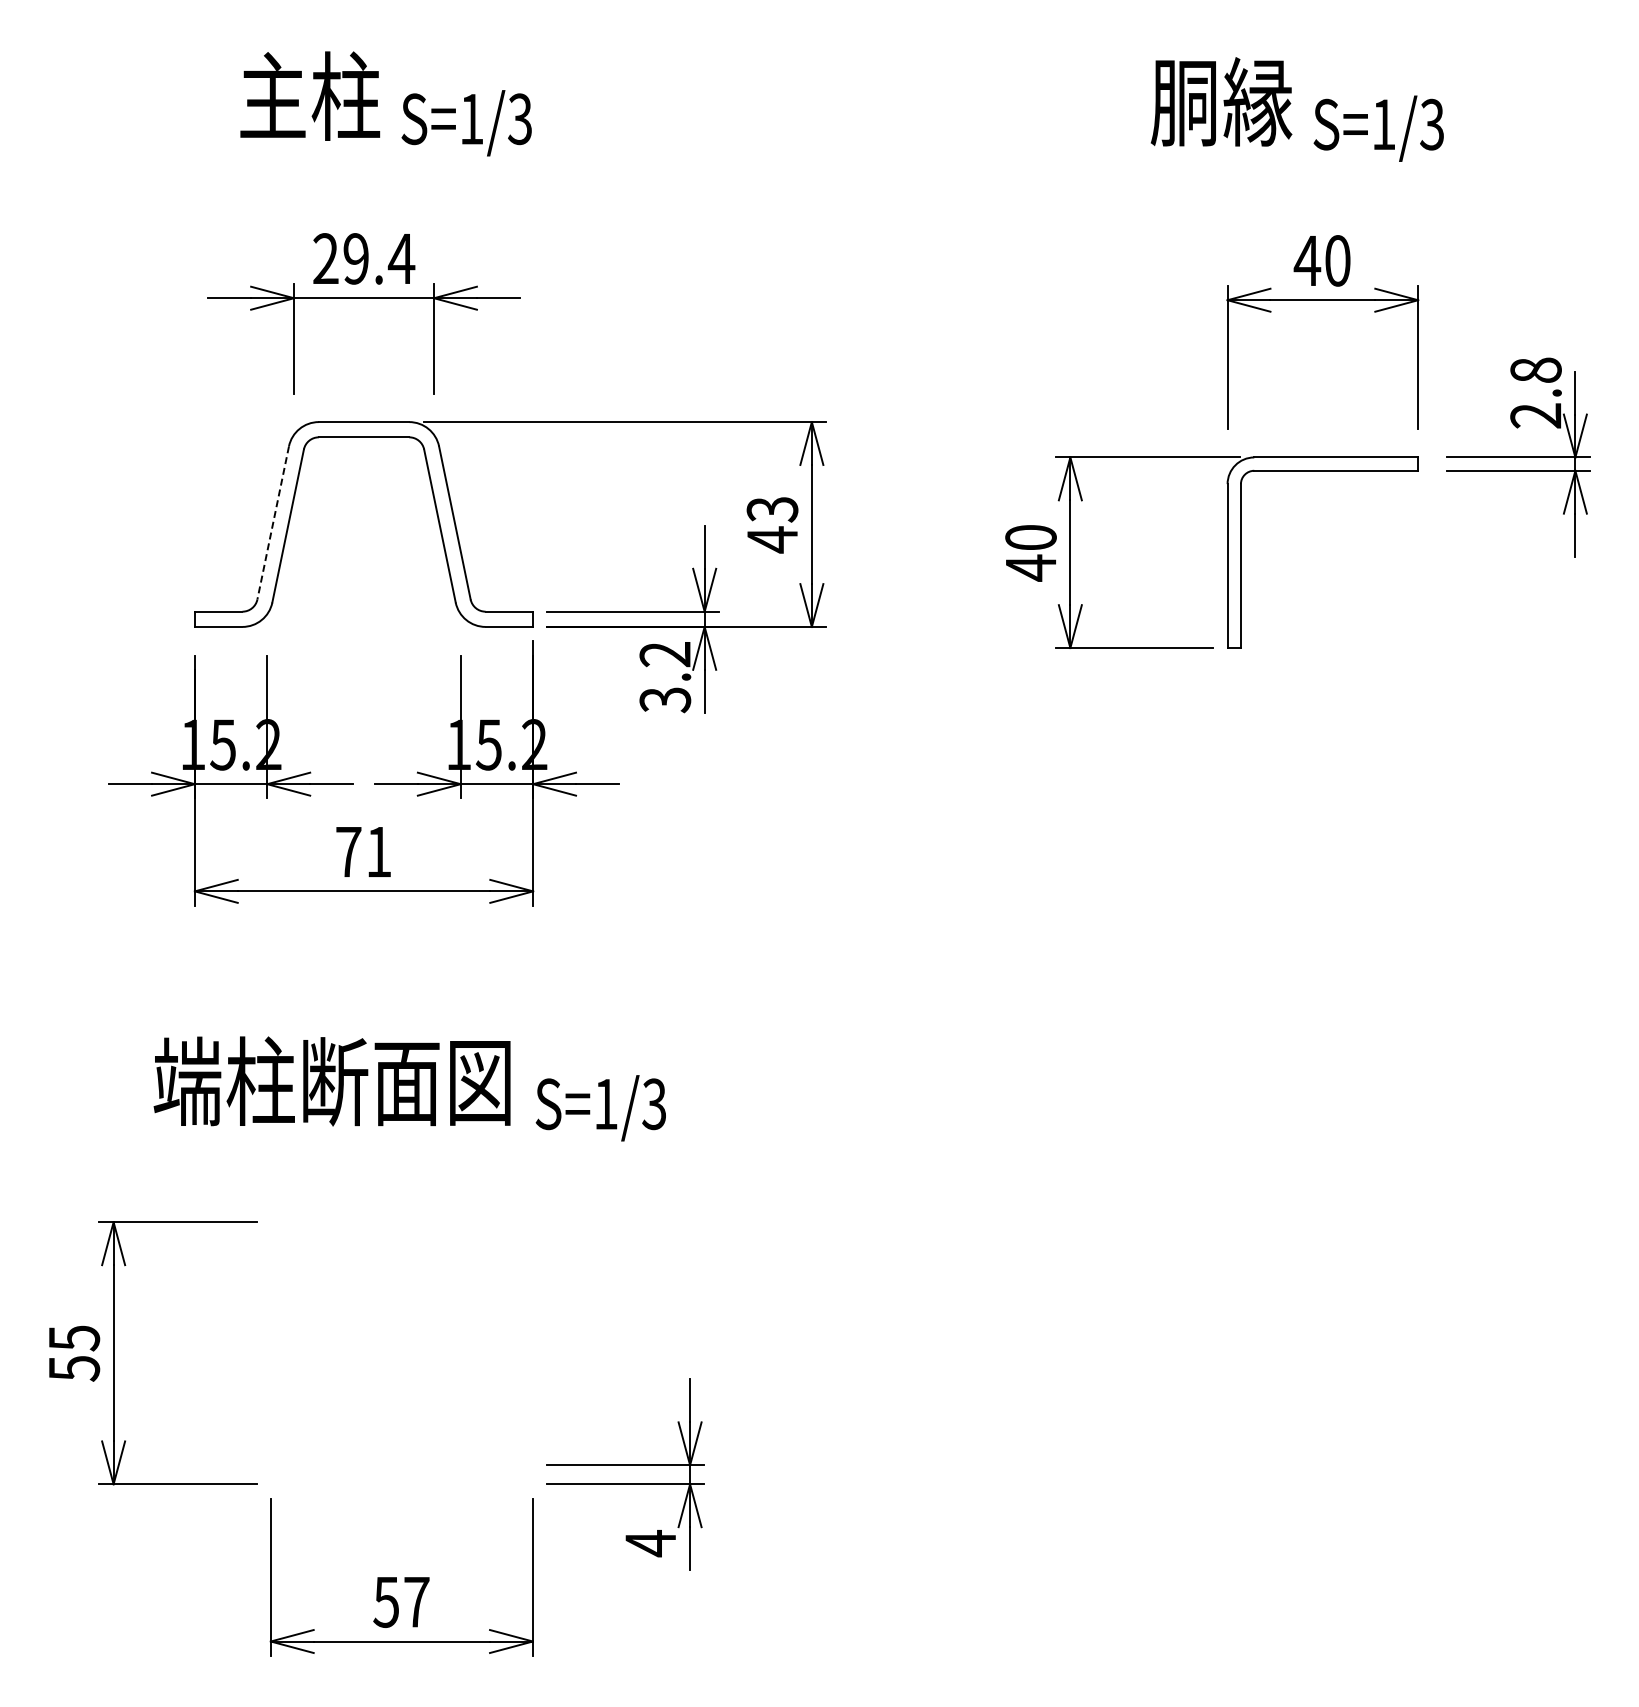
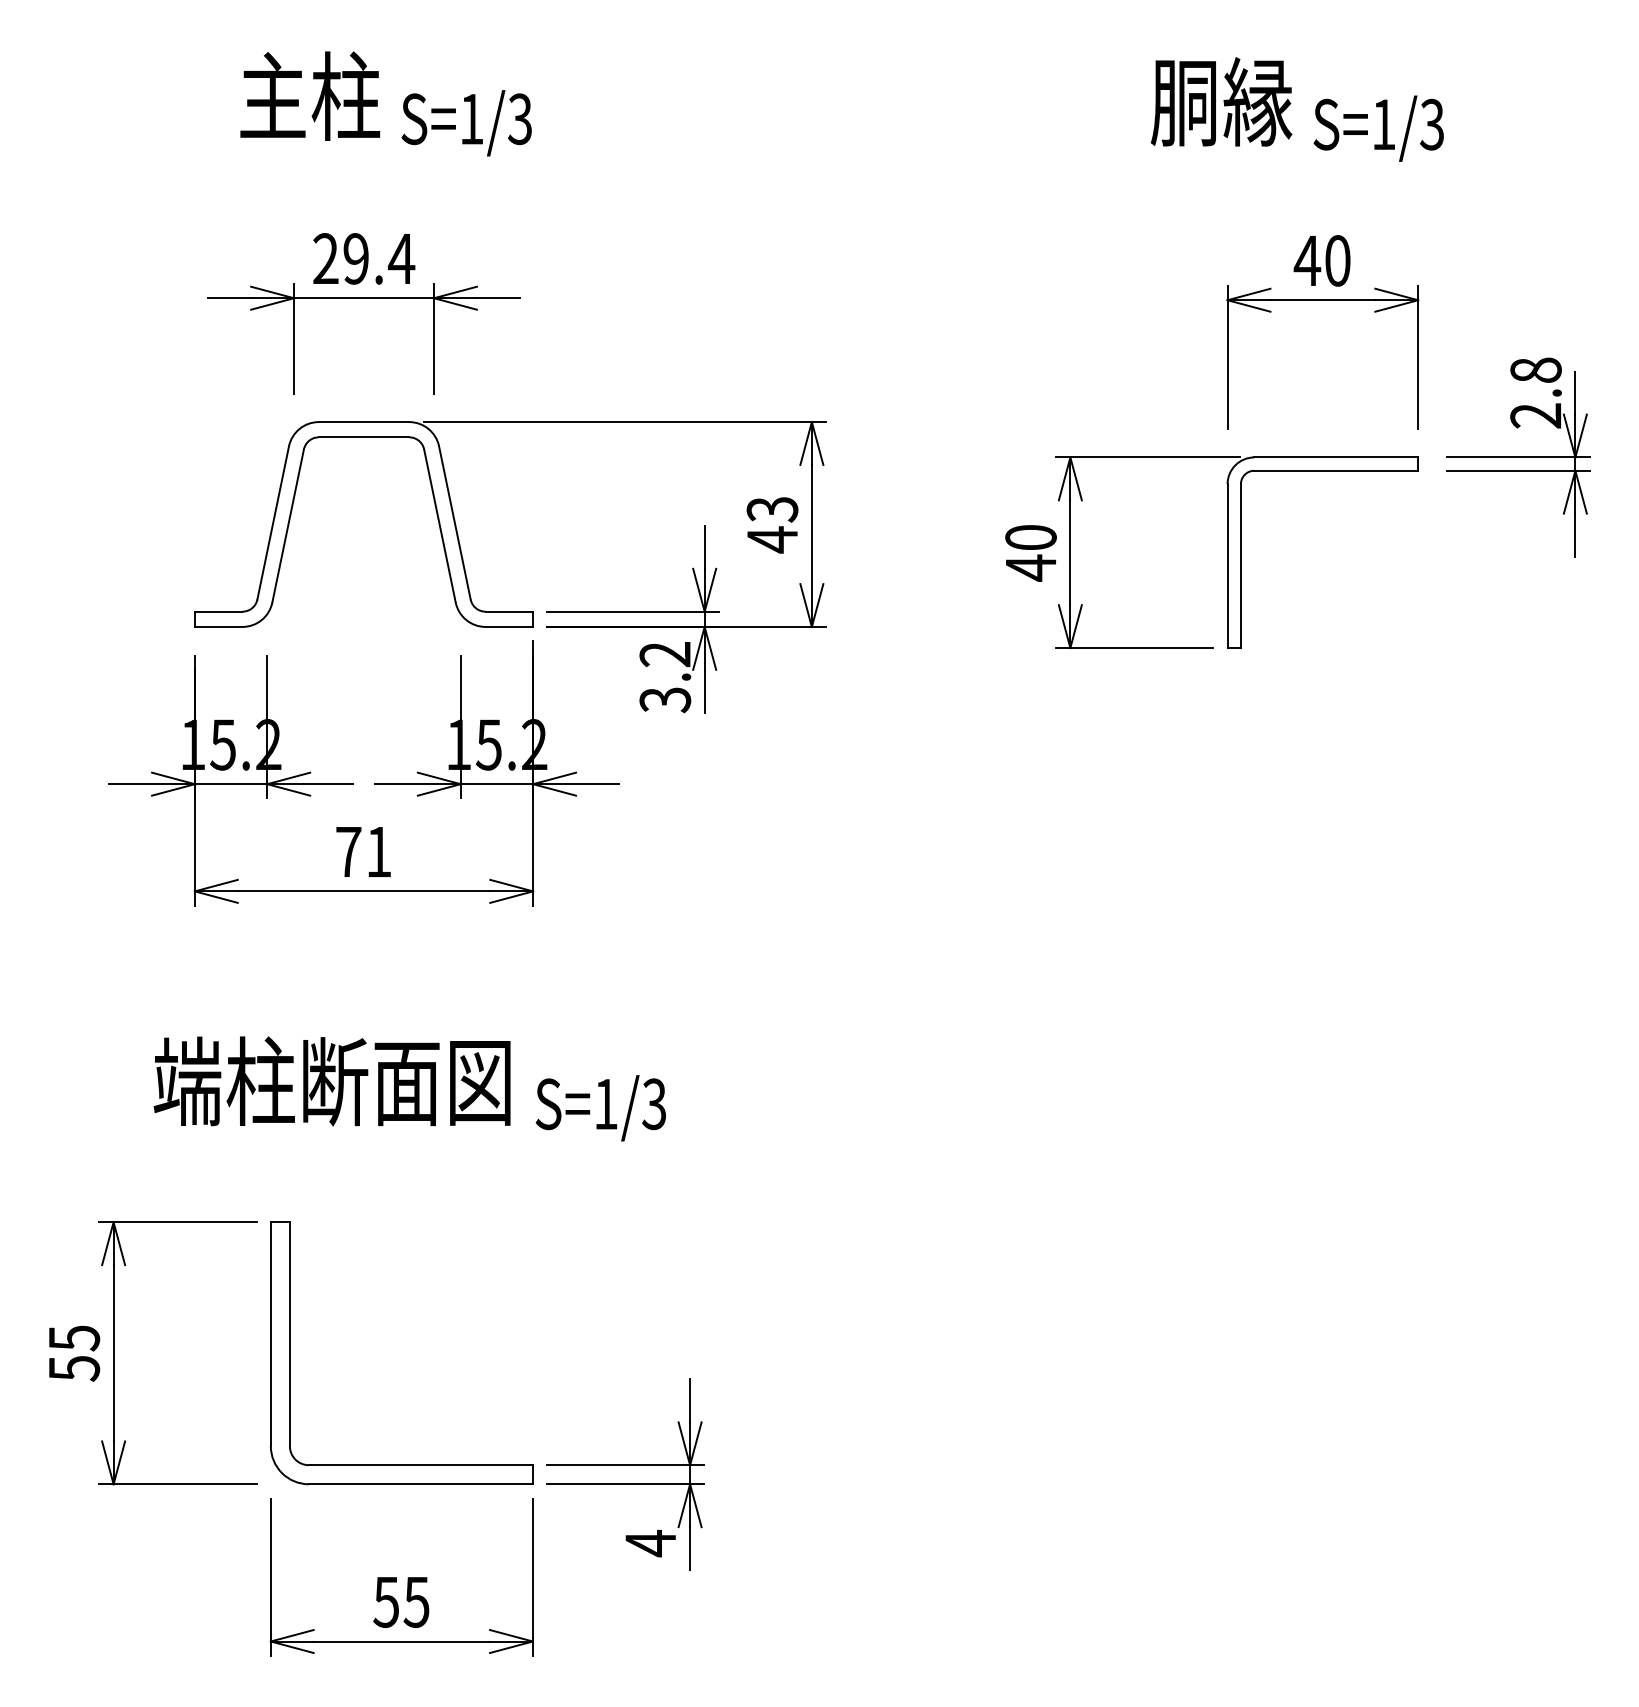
line: dashed -> solid (273, 523)
part: none -> present (290, 1353)
text: 57 -> 55 (416, 1602)
